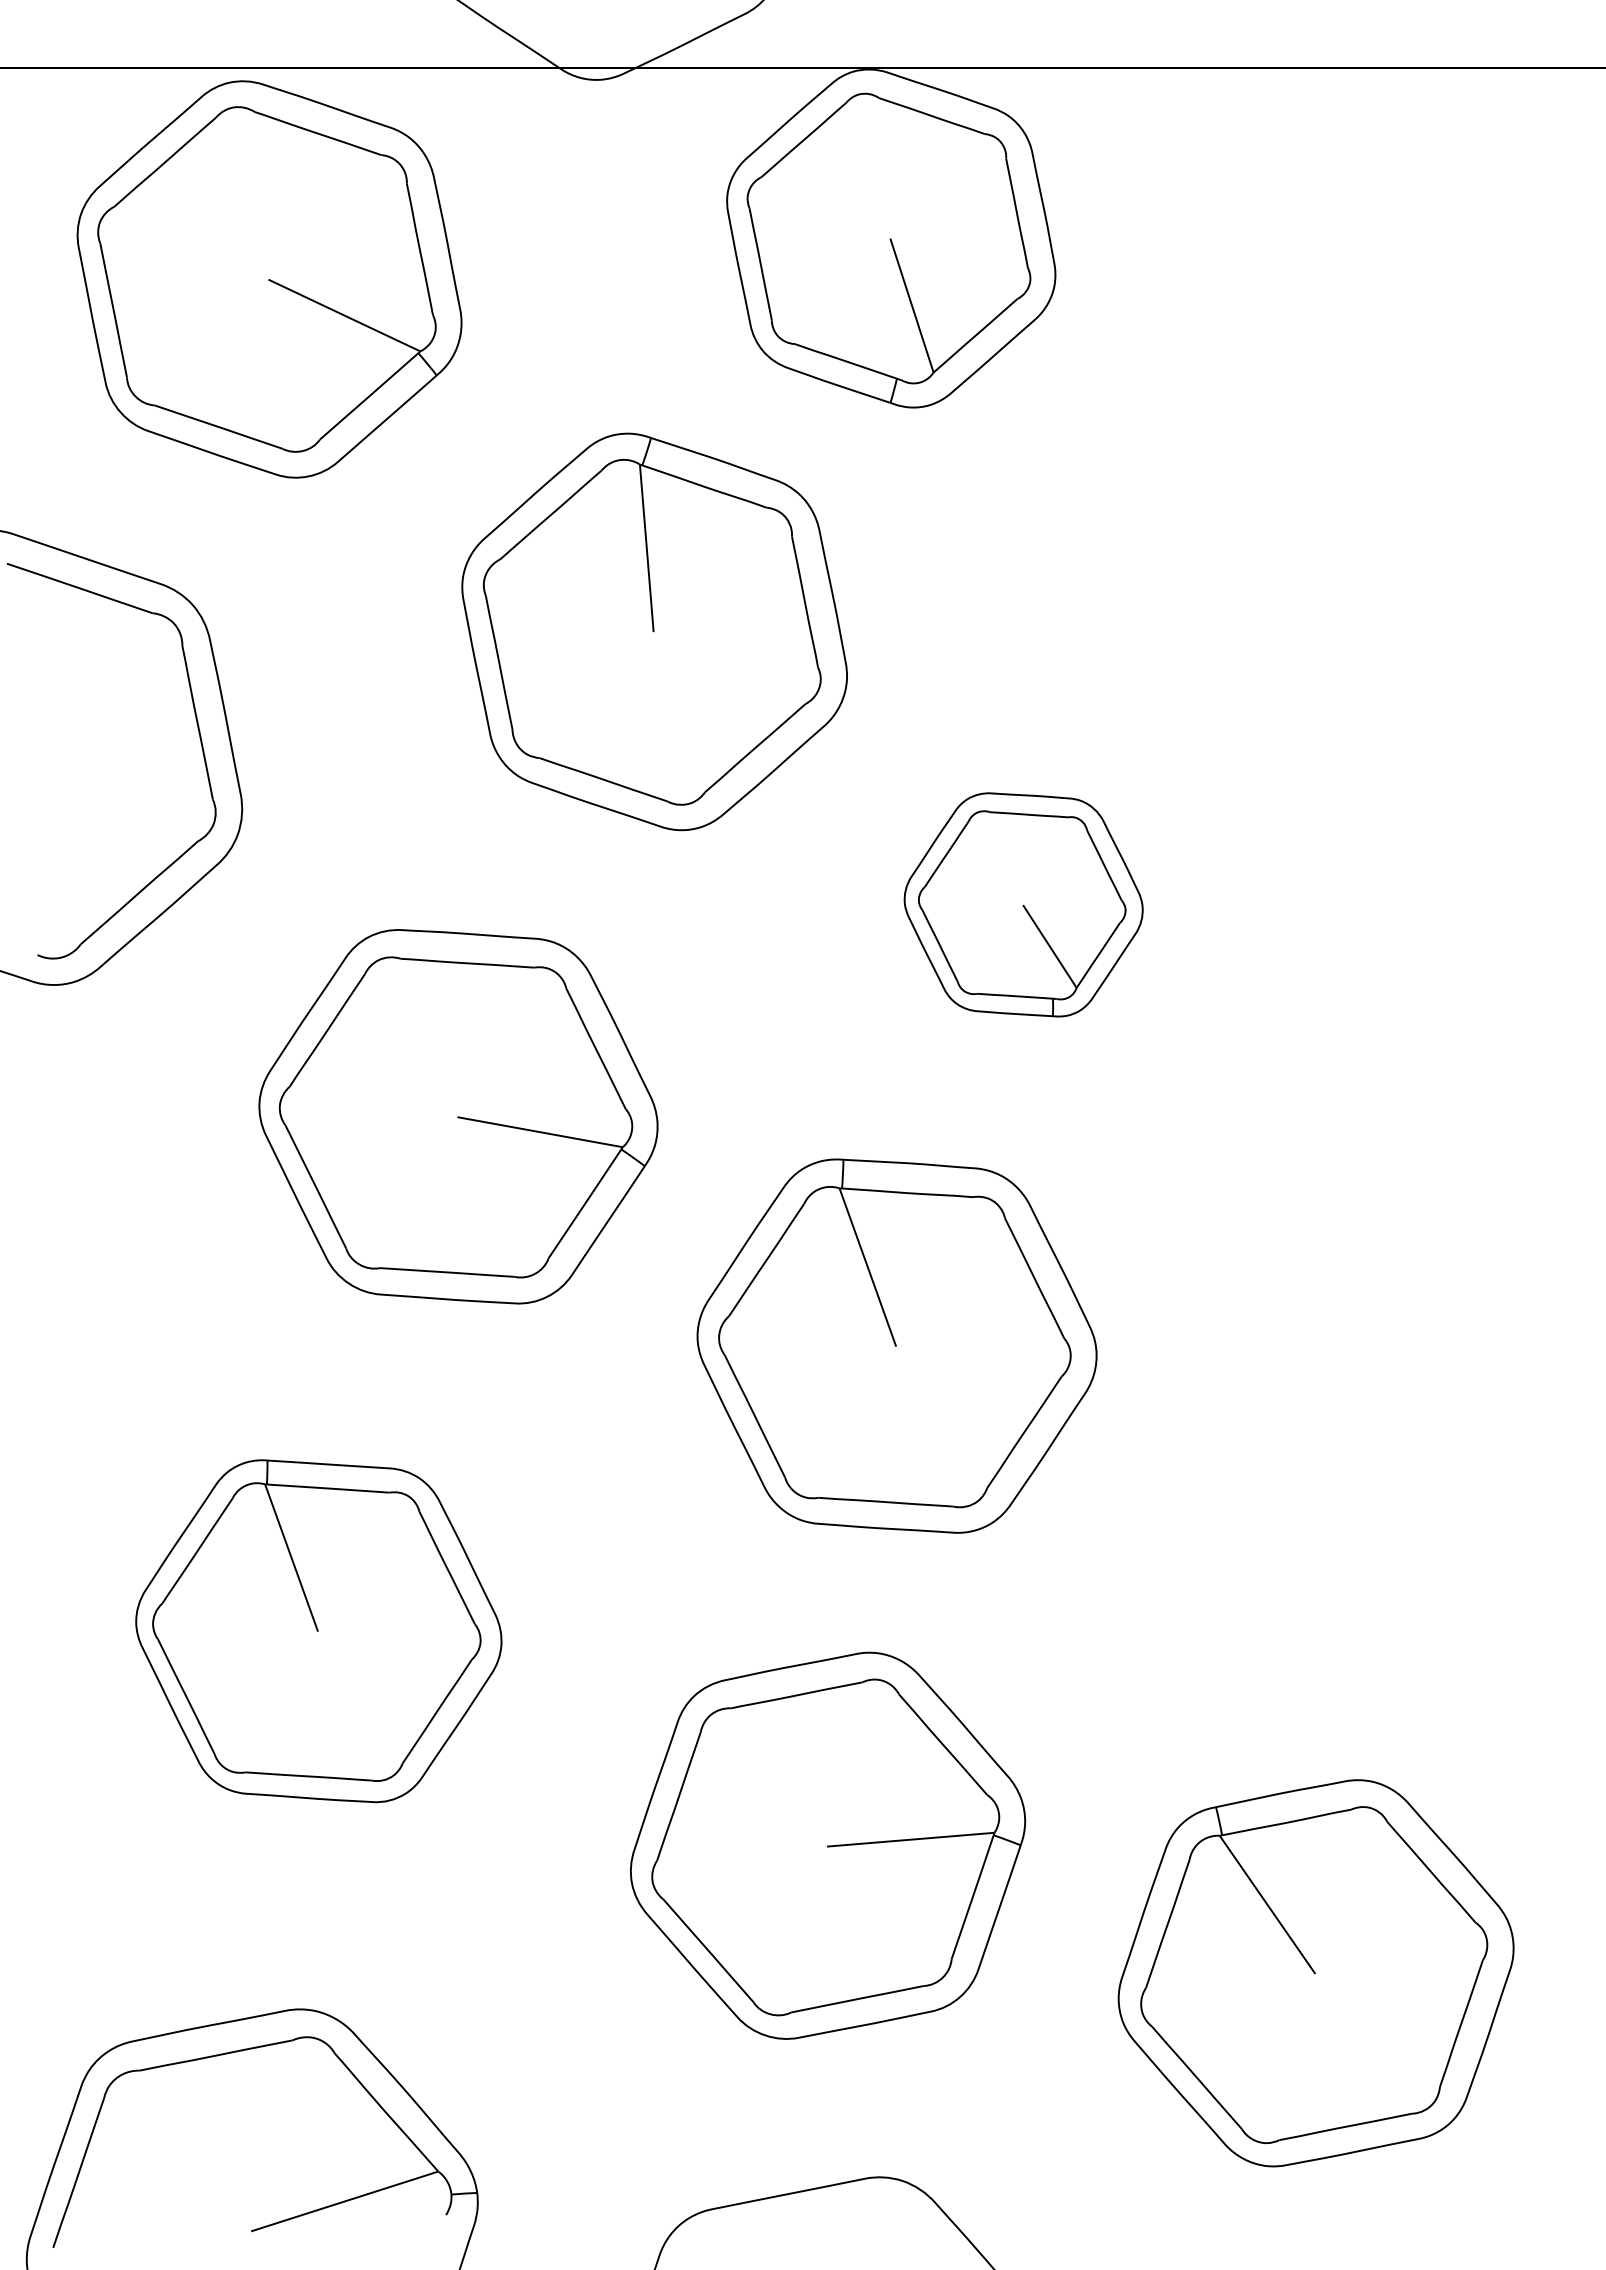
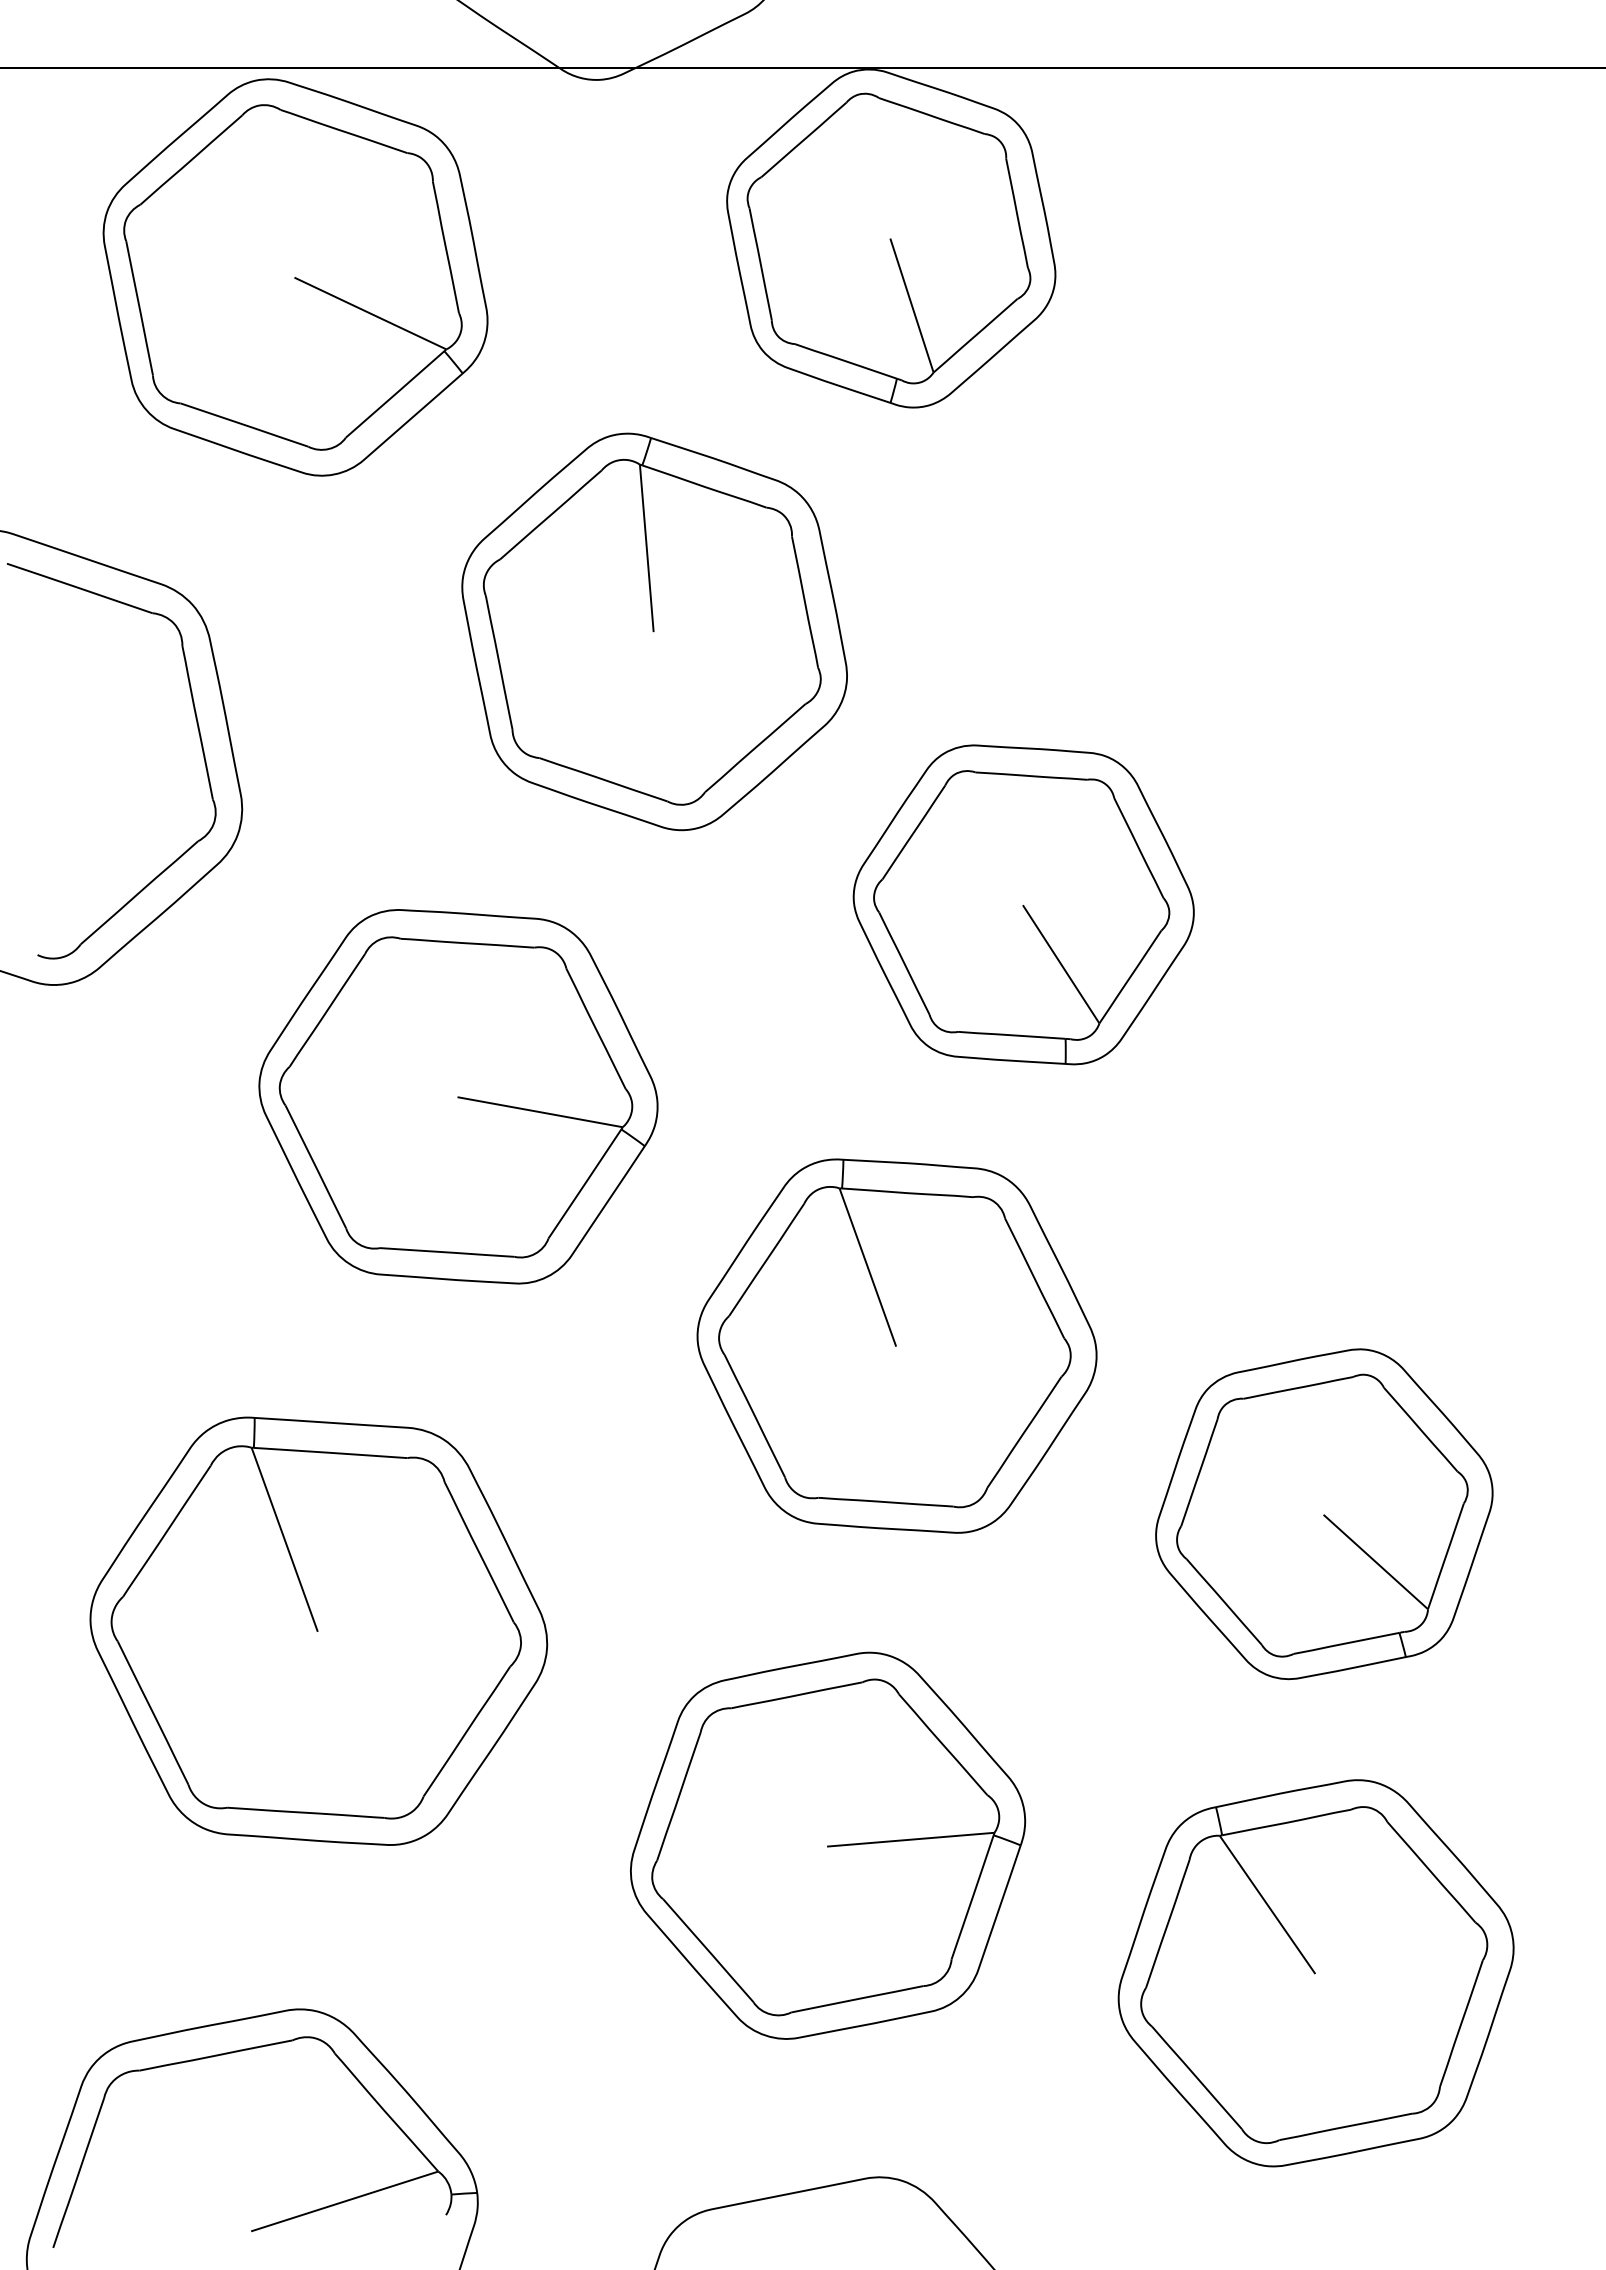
part position: (269, 279) -> (295, 277) (295, 277)
part size: 241x226 px -> 343x322 px (1023, 904)
part position: (458, 1116) -> (458, 1096) (458, 1096)
part: none -> present (1324, 1514)
part size: 368x345 px -> 460x430 px (318, 1630)
